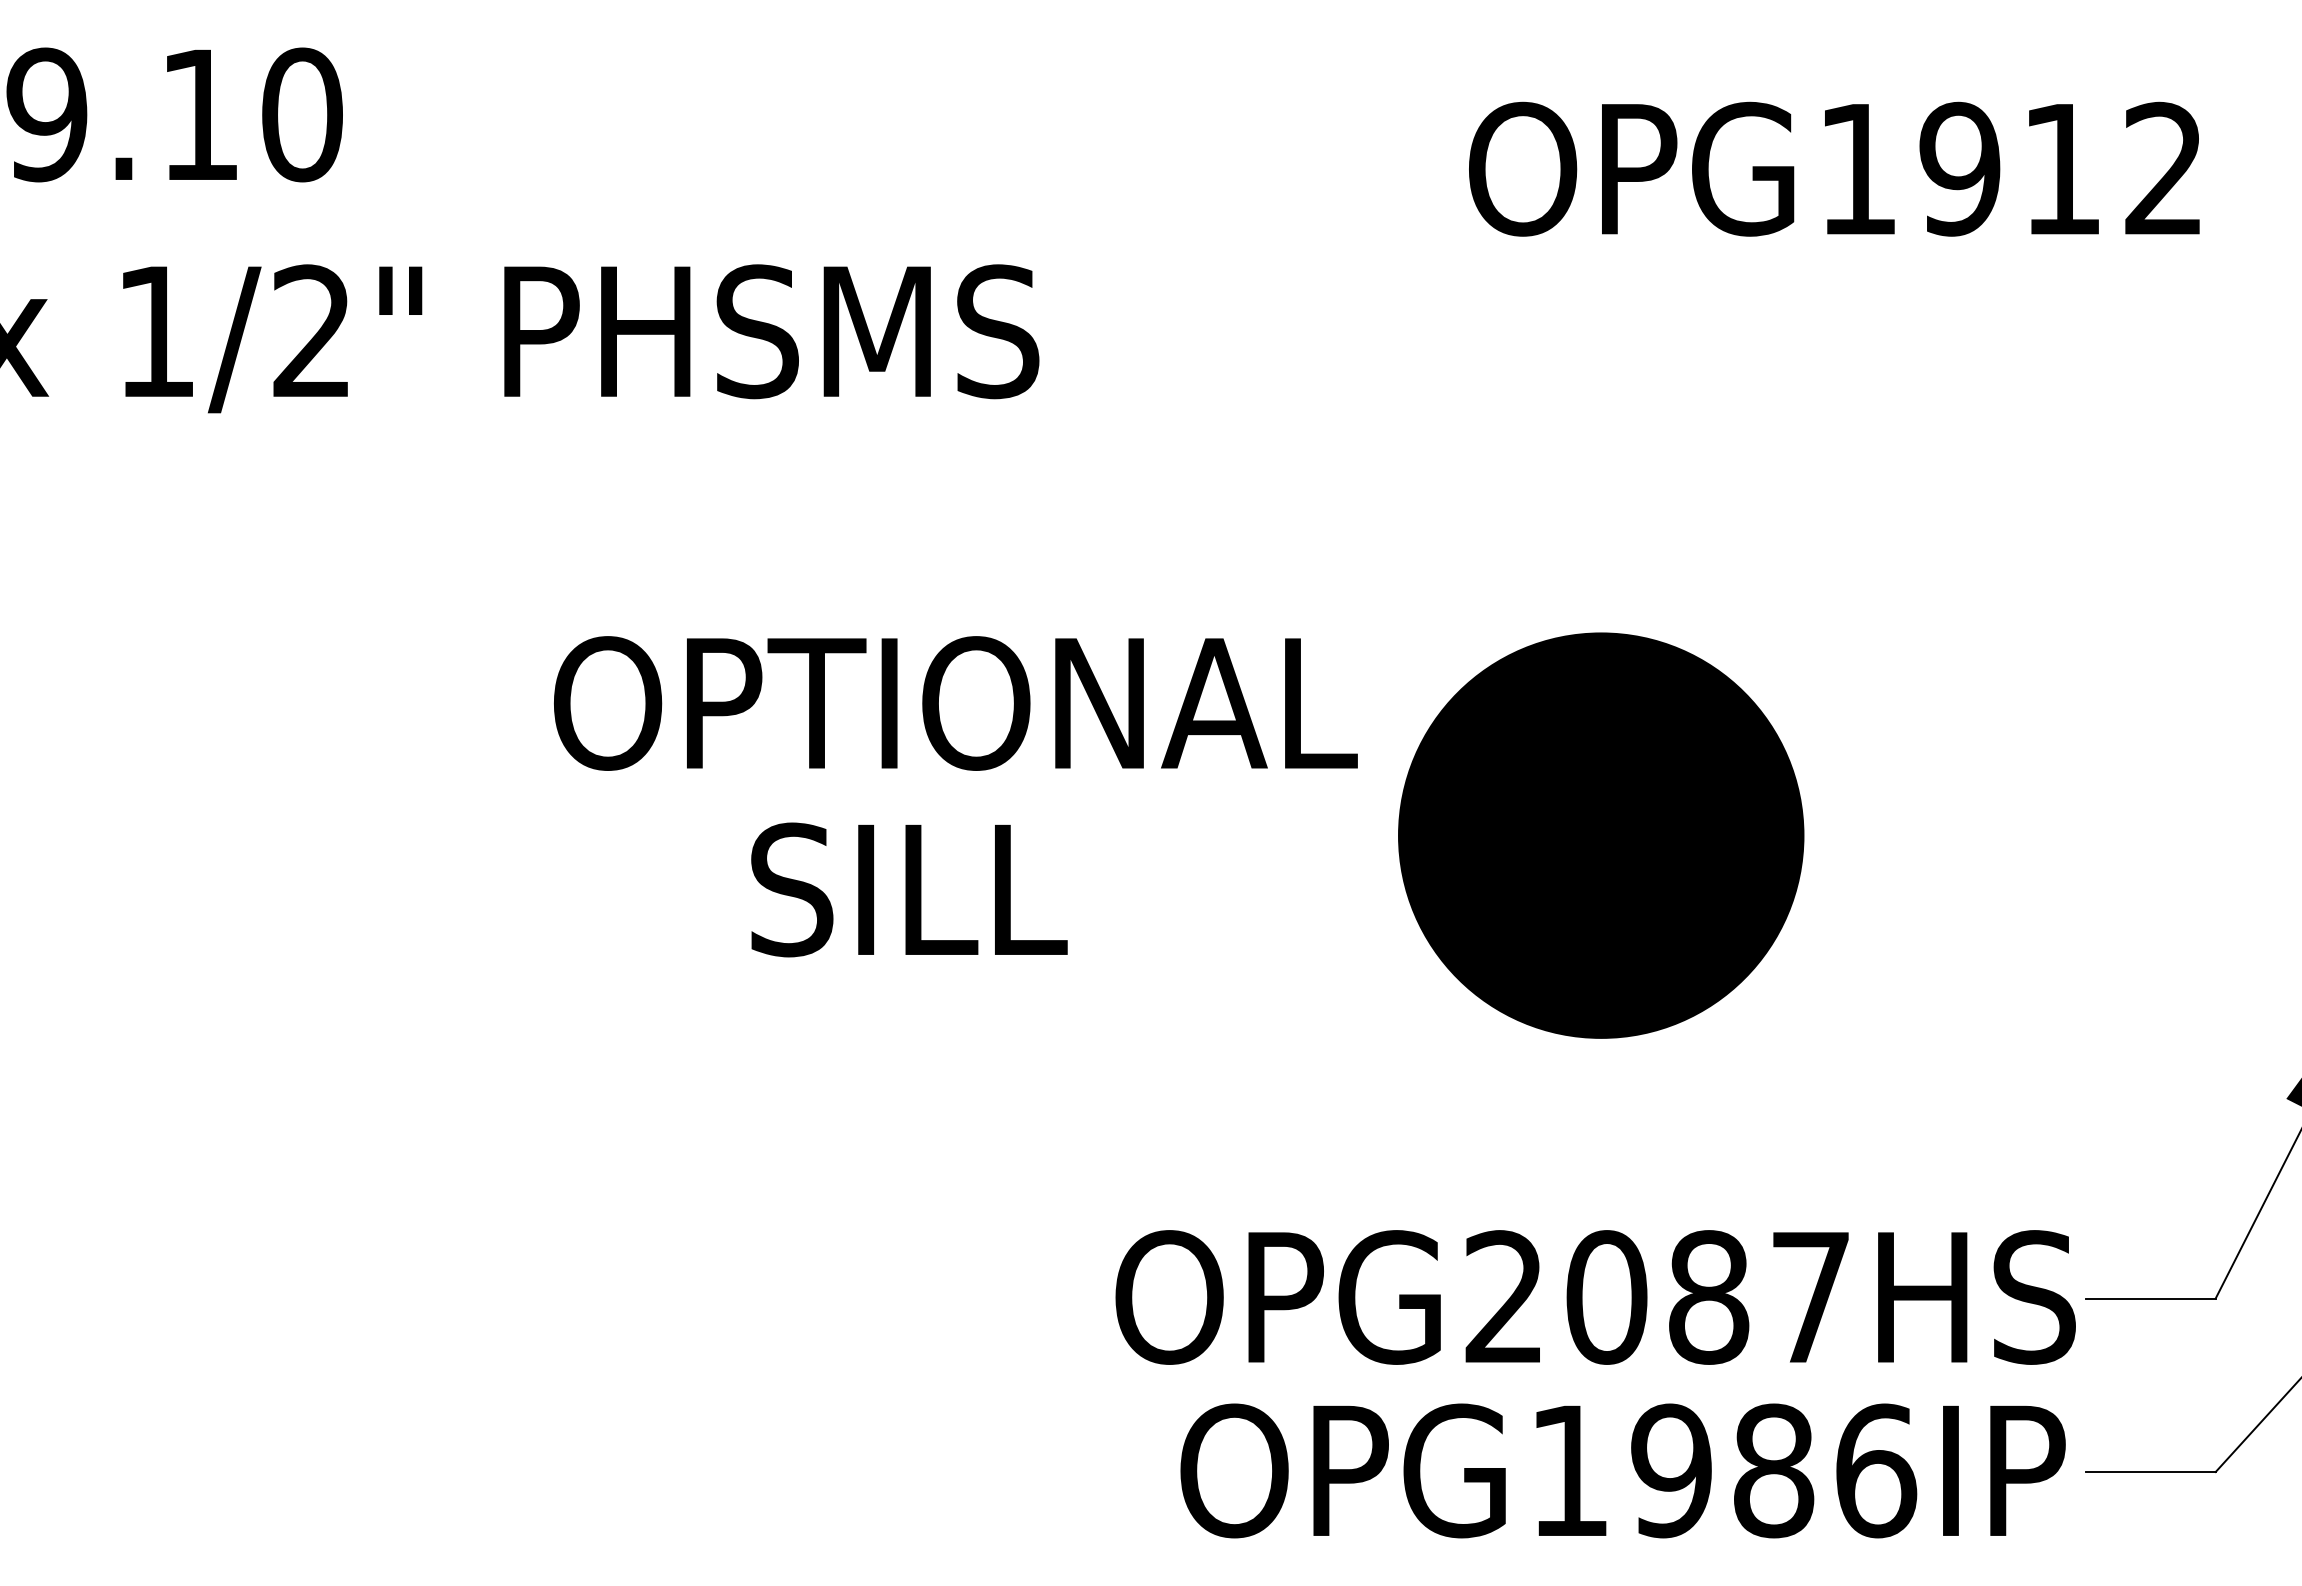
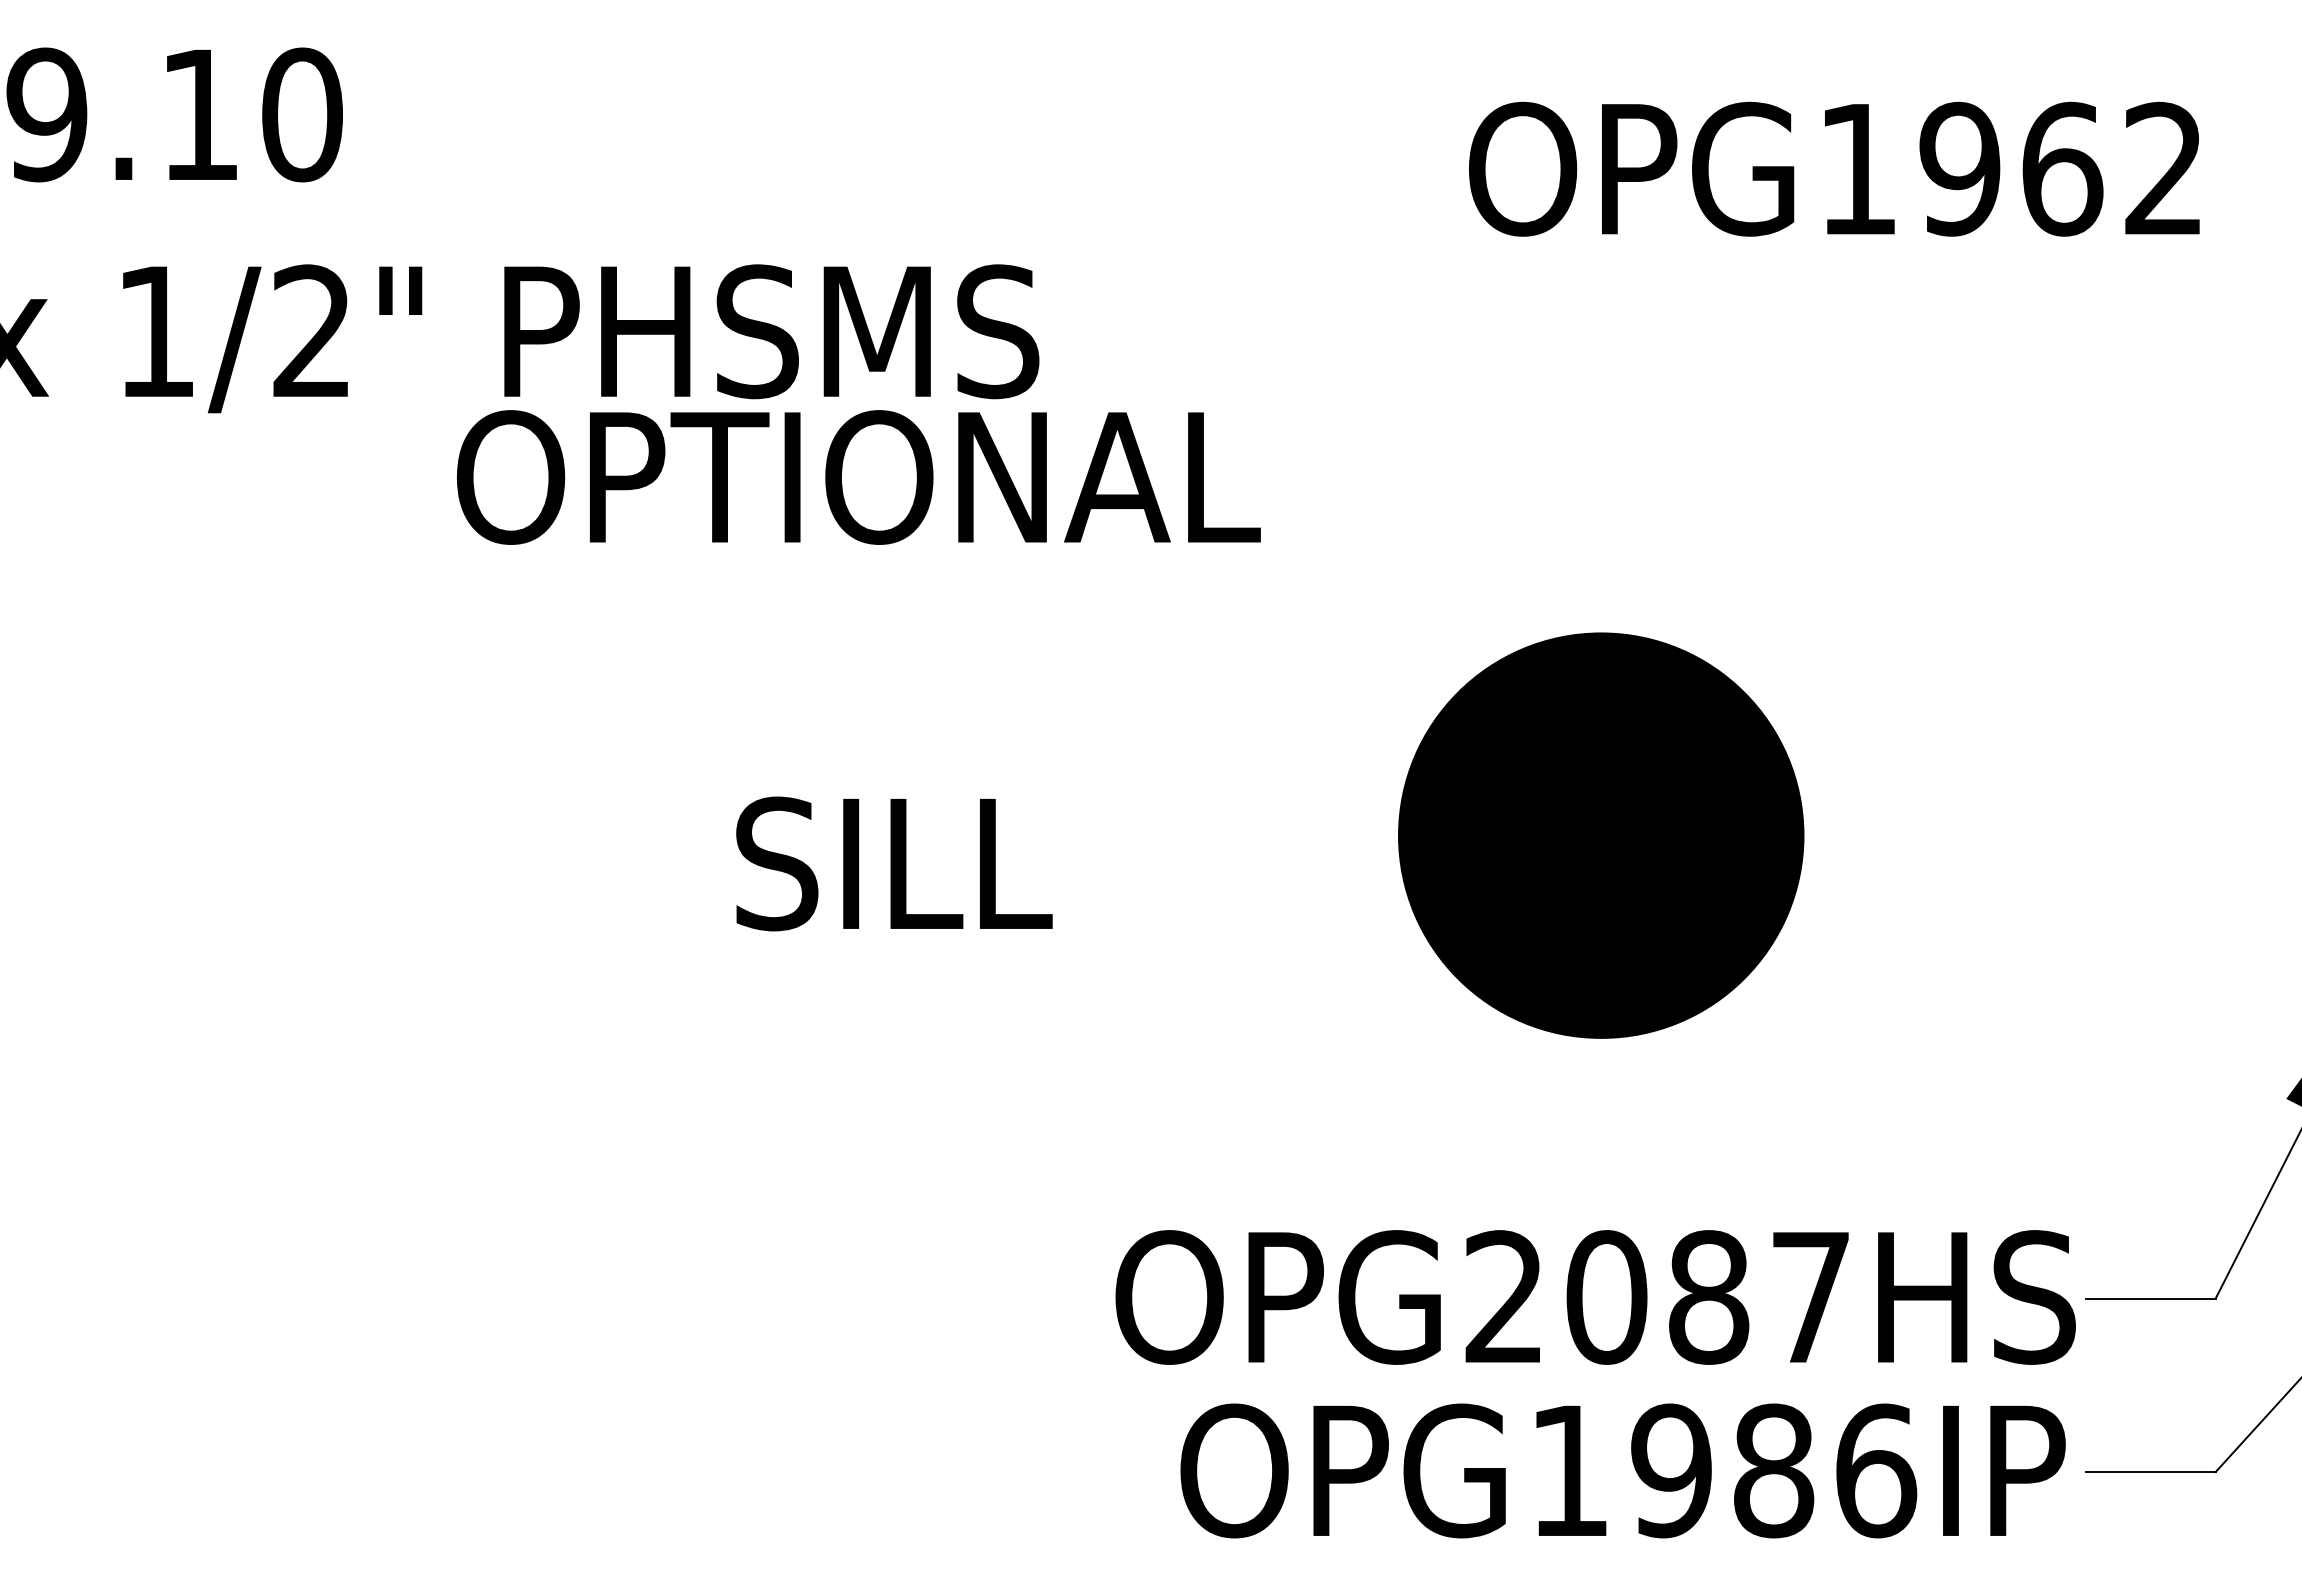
text: OPG1912 -> OPG1962 (2062, 168)
text position: (955, 703) -> (858, 477) (858, 477)
text position: (909, 889) -> (894, 863) (894, 863)
